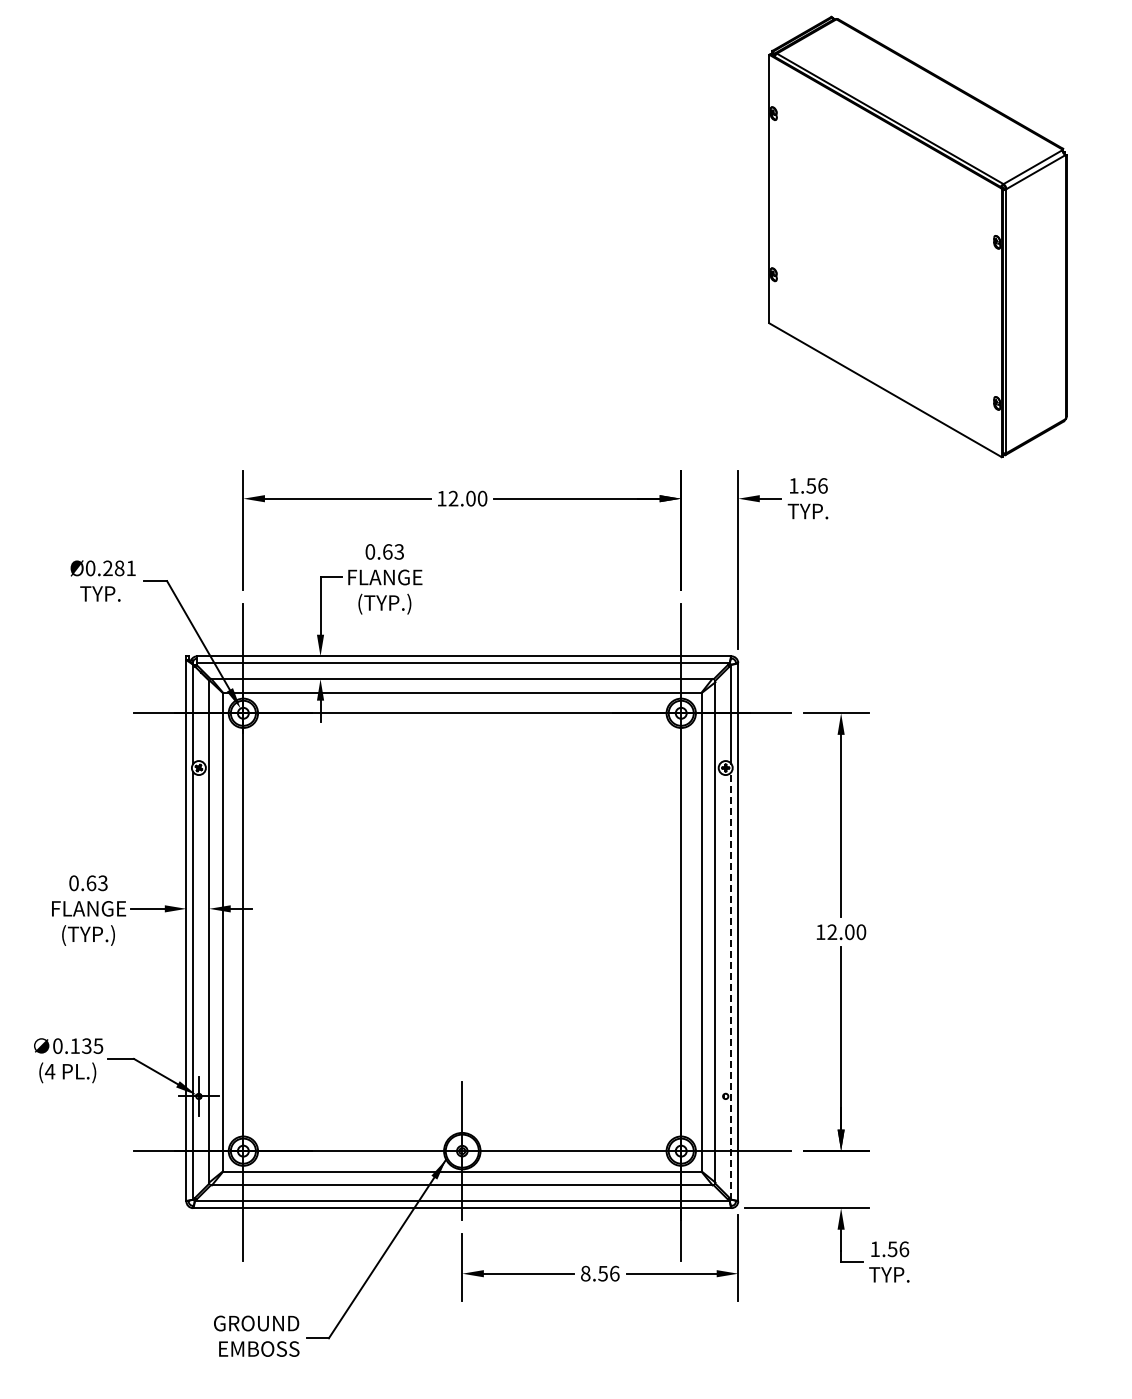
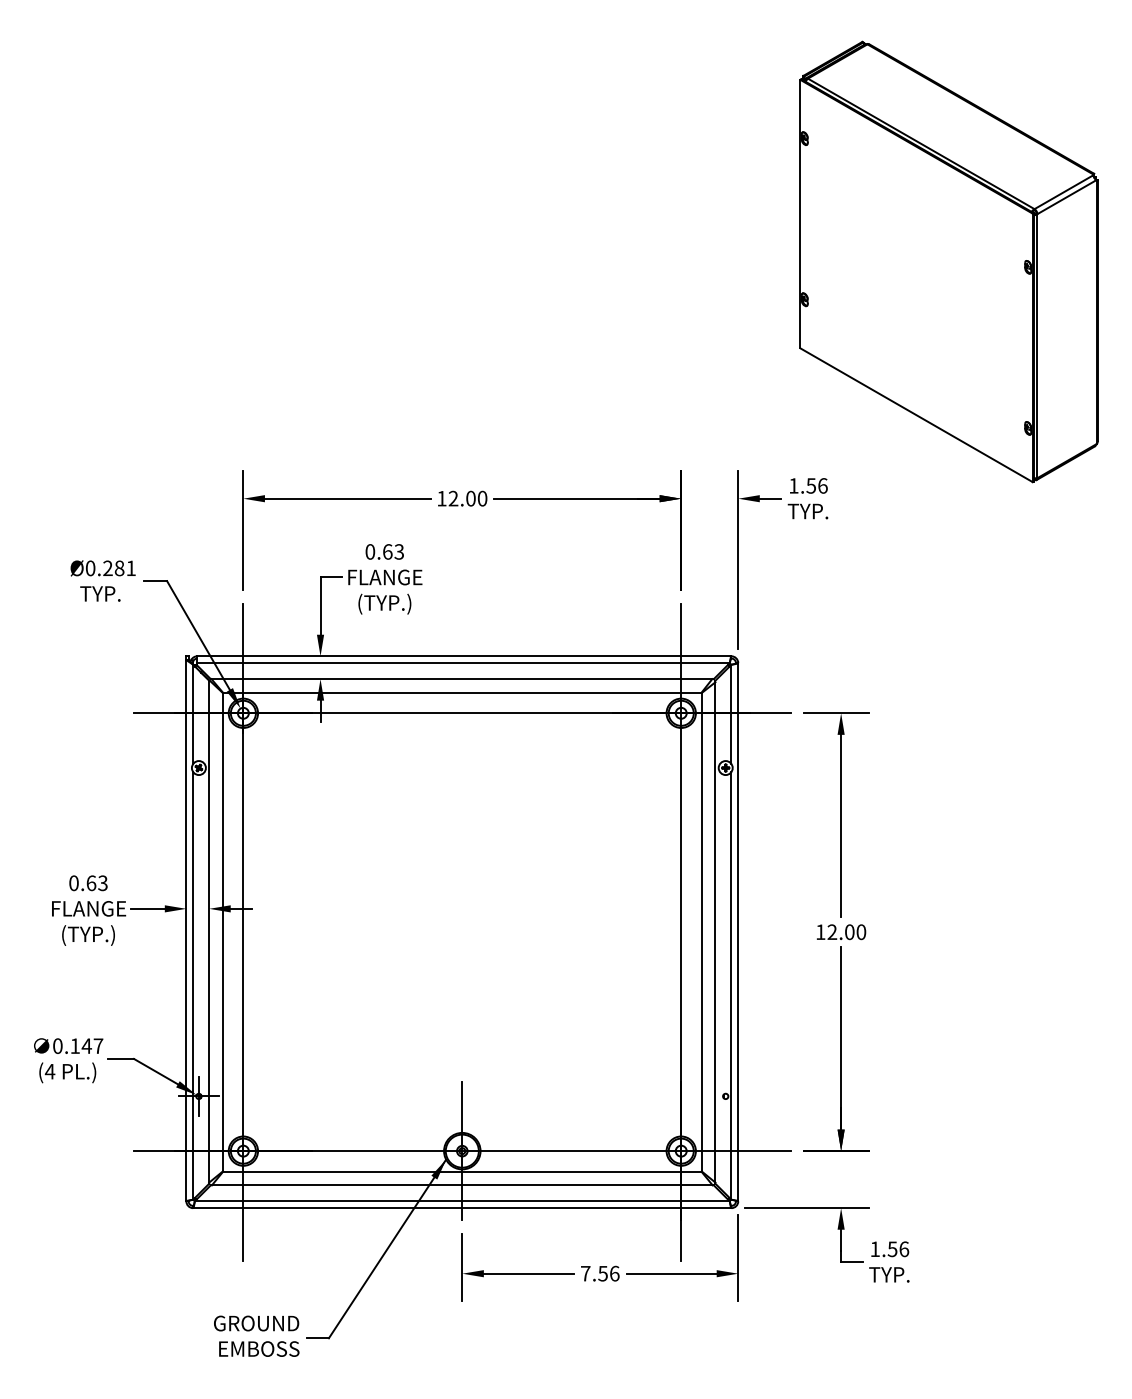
part position: (917, 236) -> (948, 261) (948, 261)
line: dashed -> solid (731, 985)
text: 0.135 -> 0.147 (92, 1045)
text: 8.56 -> 7.56 (585, 1273)
